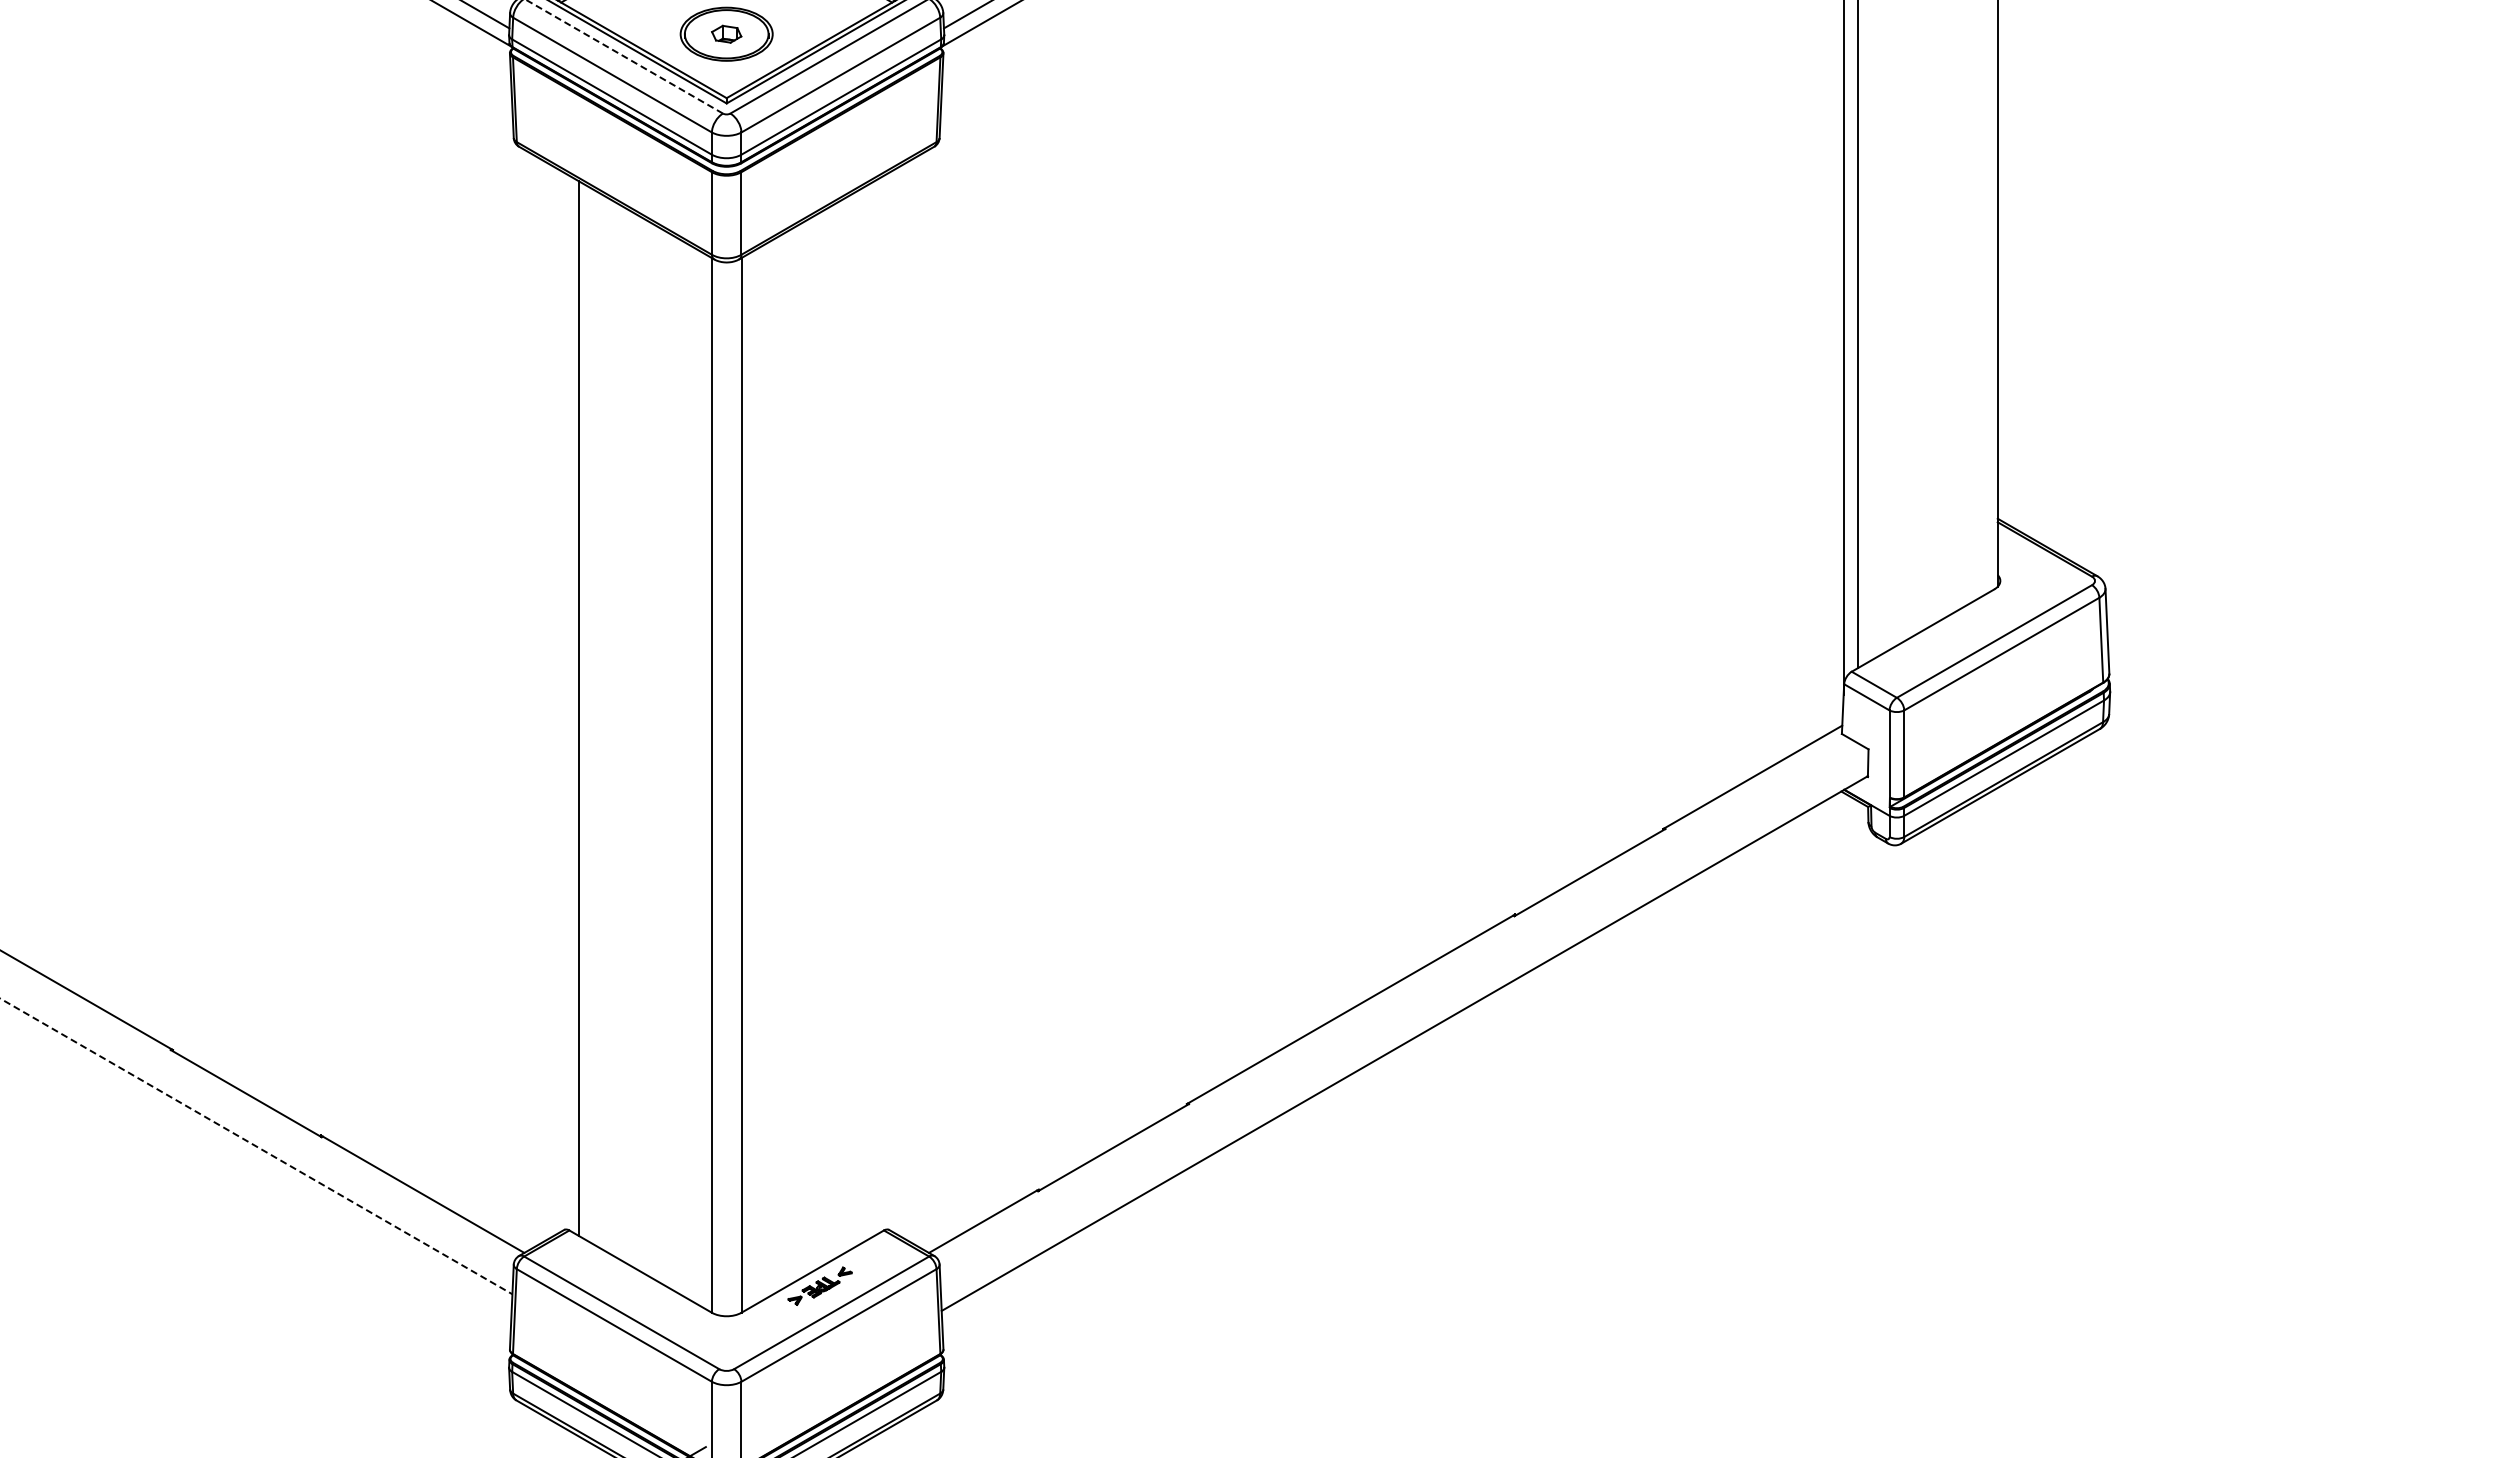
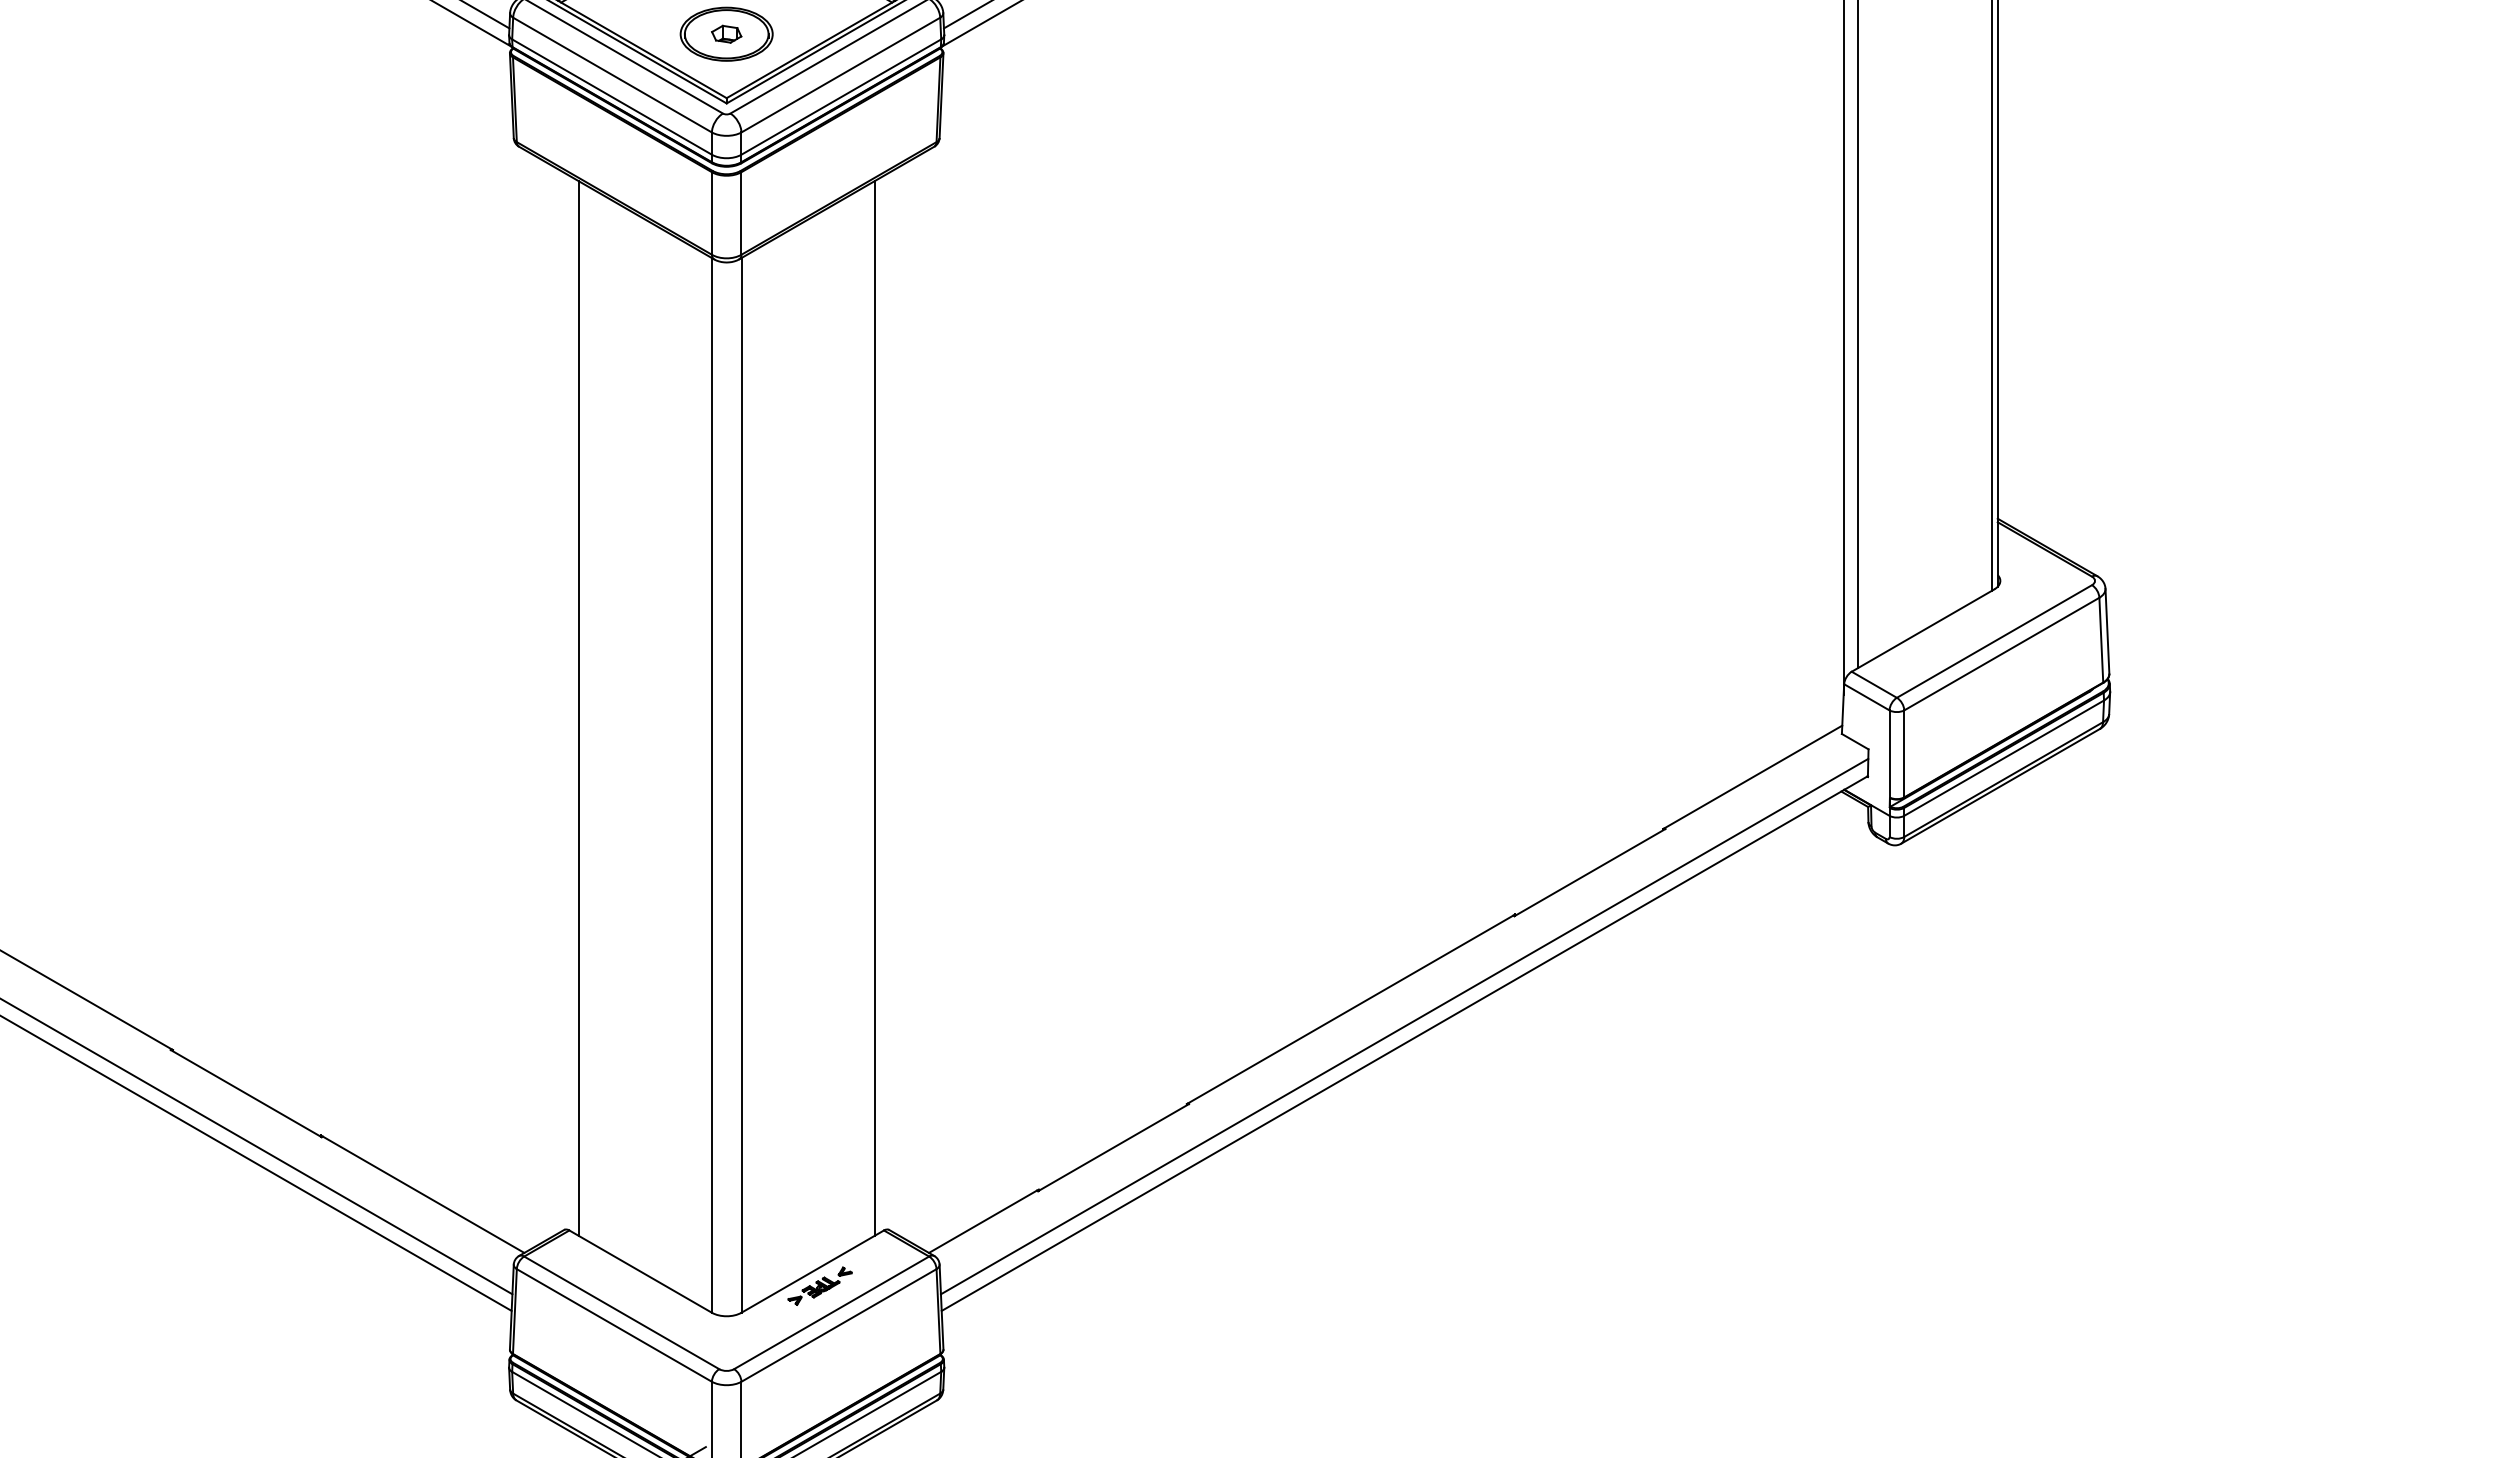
line: dashed -> solid (624, 56)
line: none -> present (1991, 296)
line: none -> present (874, 708)
line: none -> present (1404, 1026)
line: dashed -> solid (256, 1146)
line: none -> present (256, 1163)
